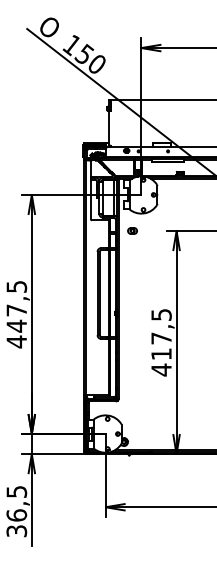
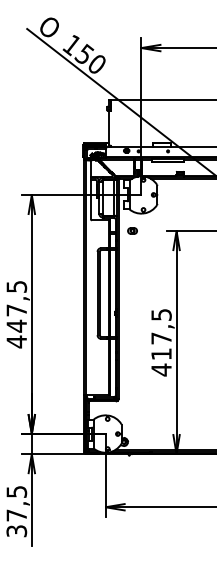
text: 36,5 -> 37,5 (16, 515)
